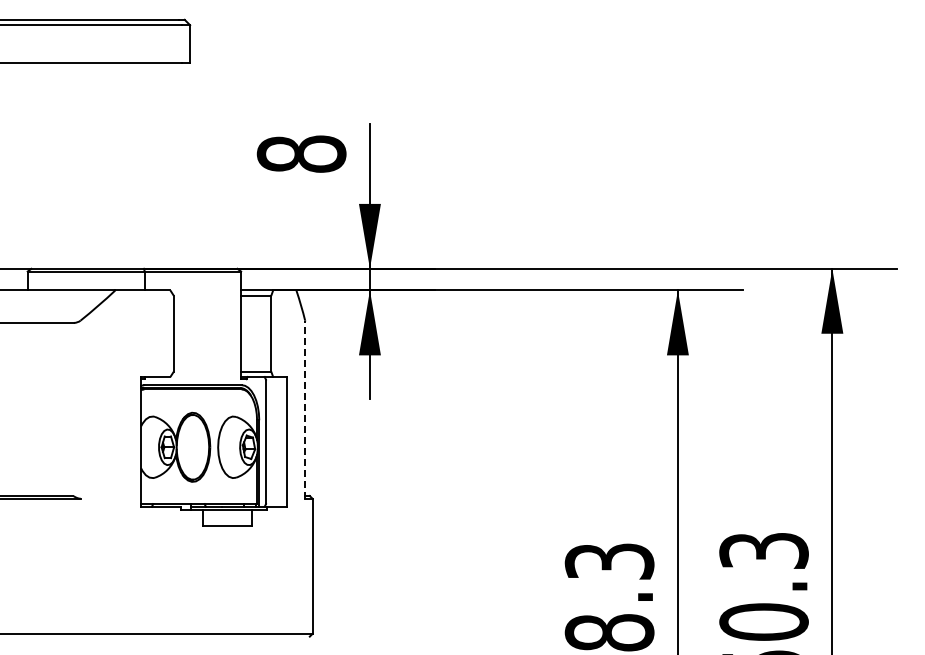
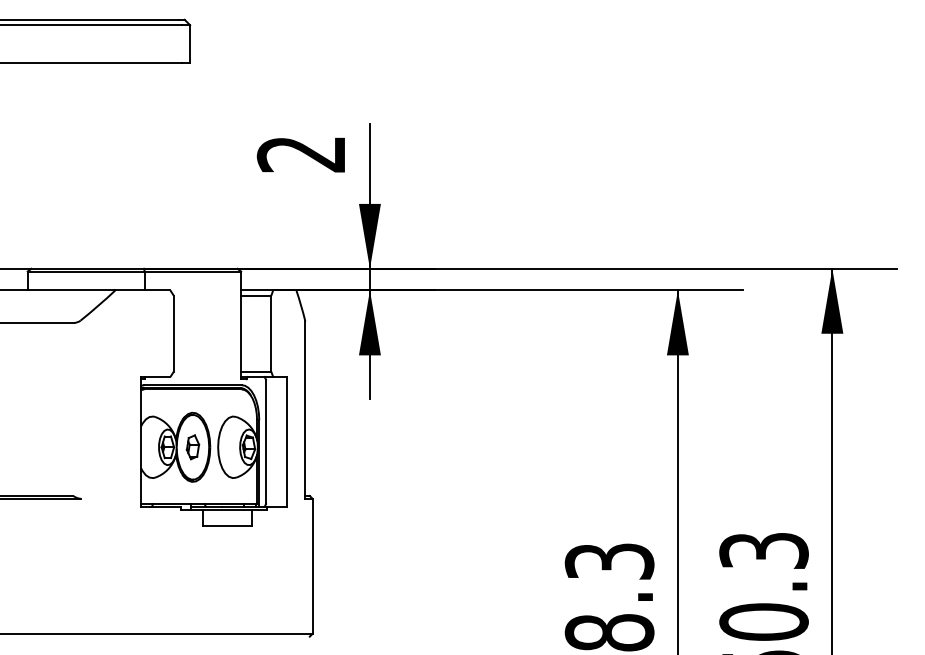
text: 8 -> 2 (301, 153)
line: dashed -> solid (305, 410)
part: none -> present (192, 447)
